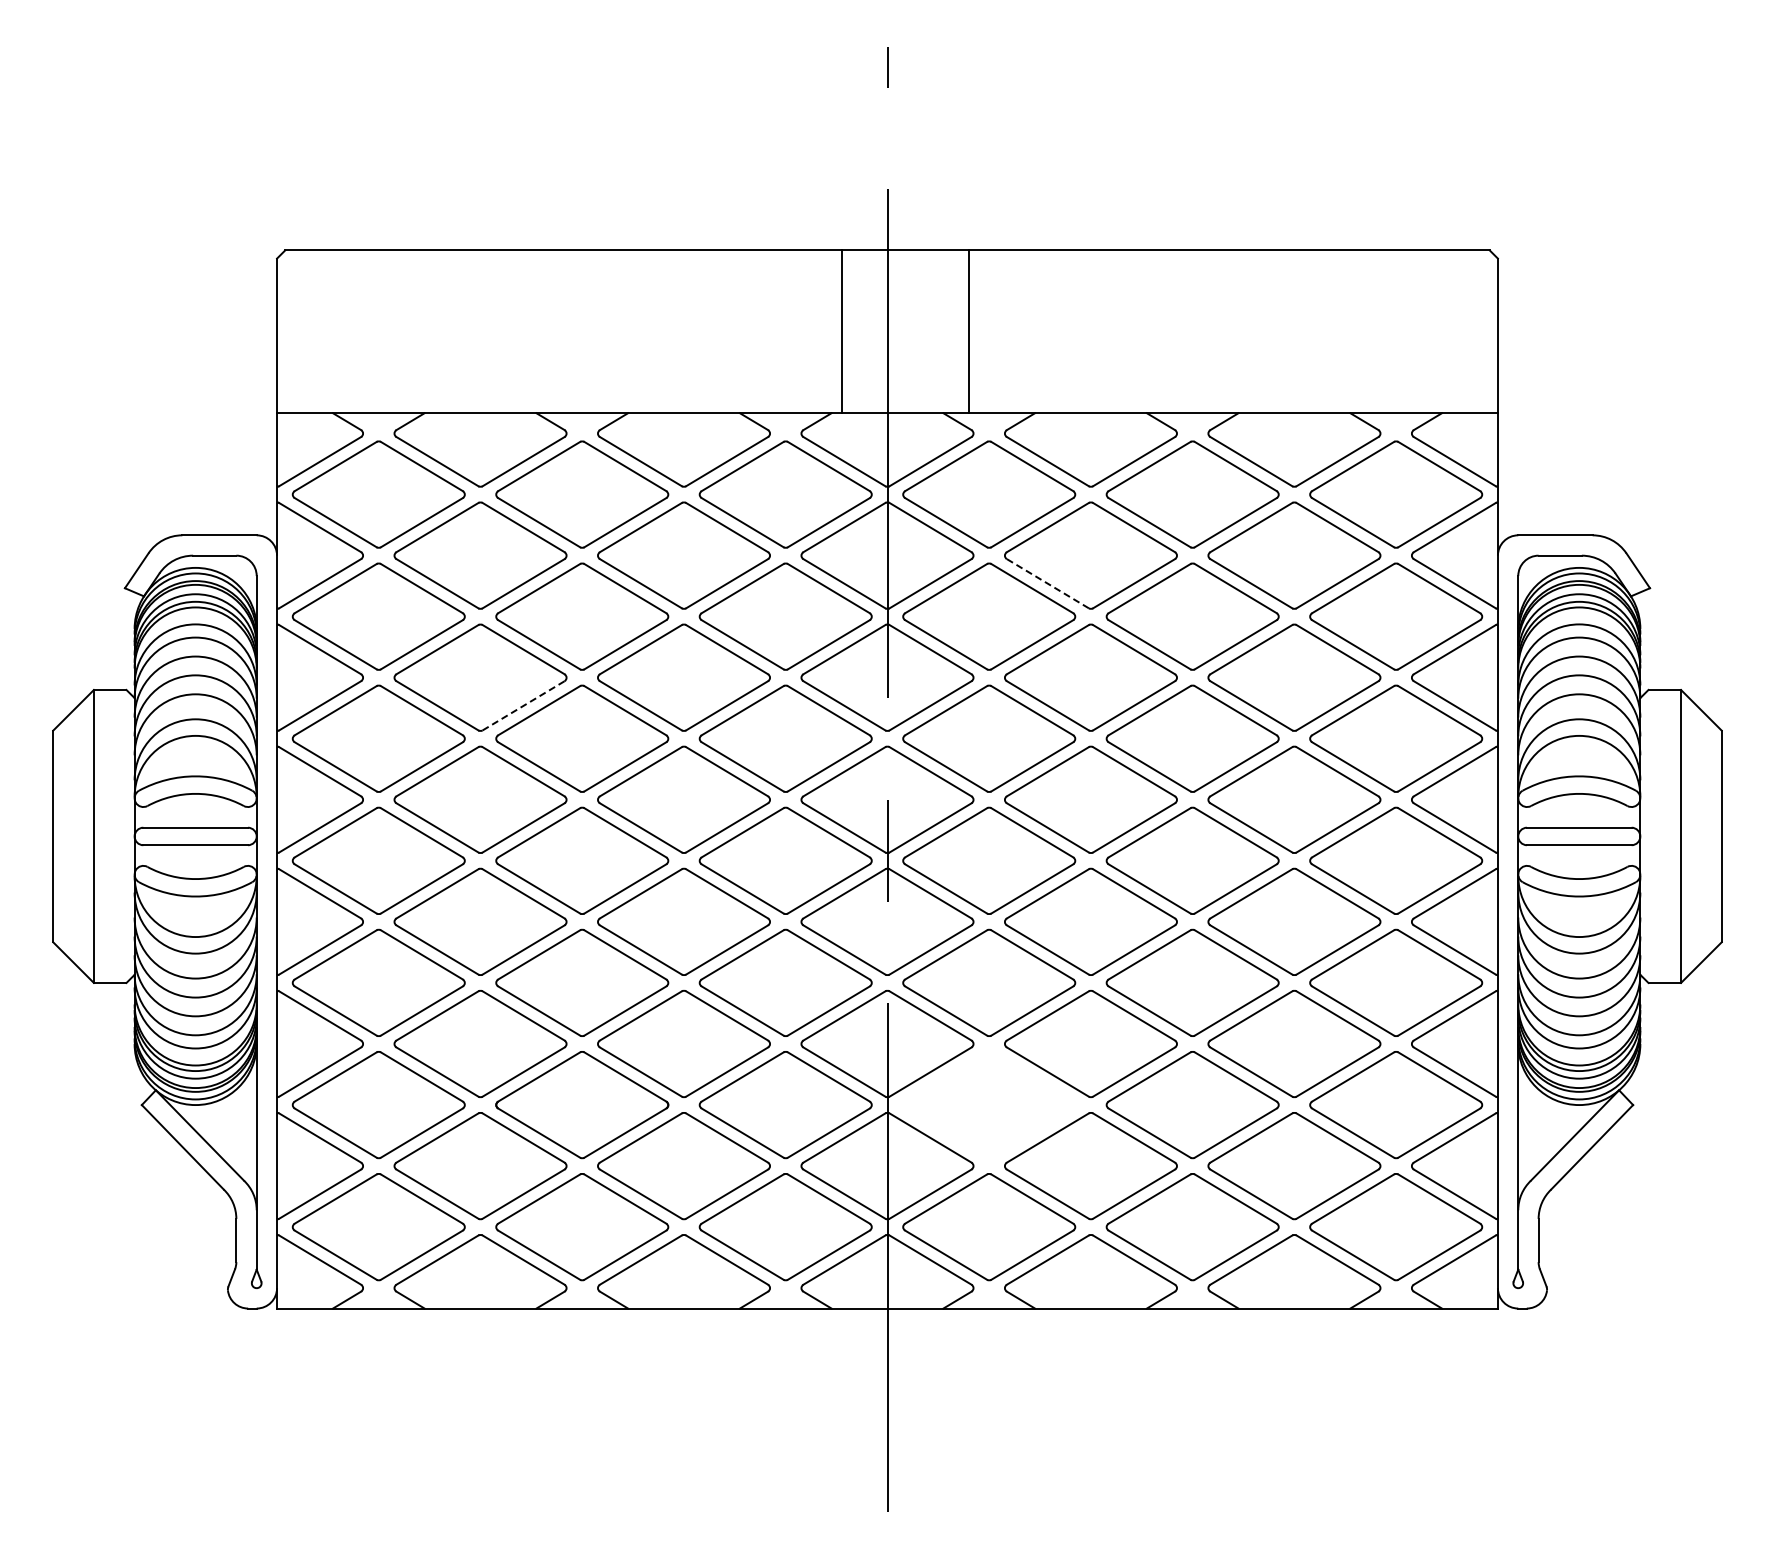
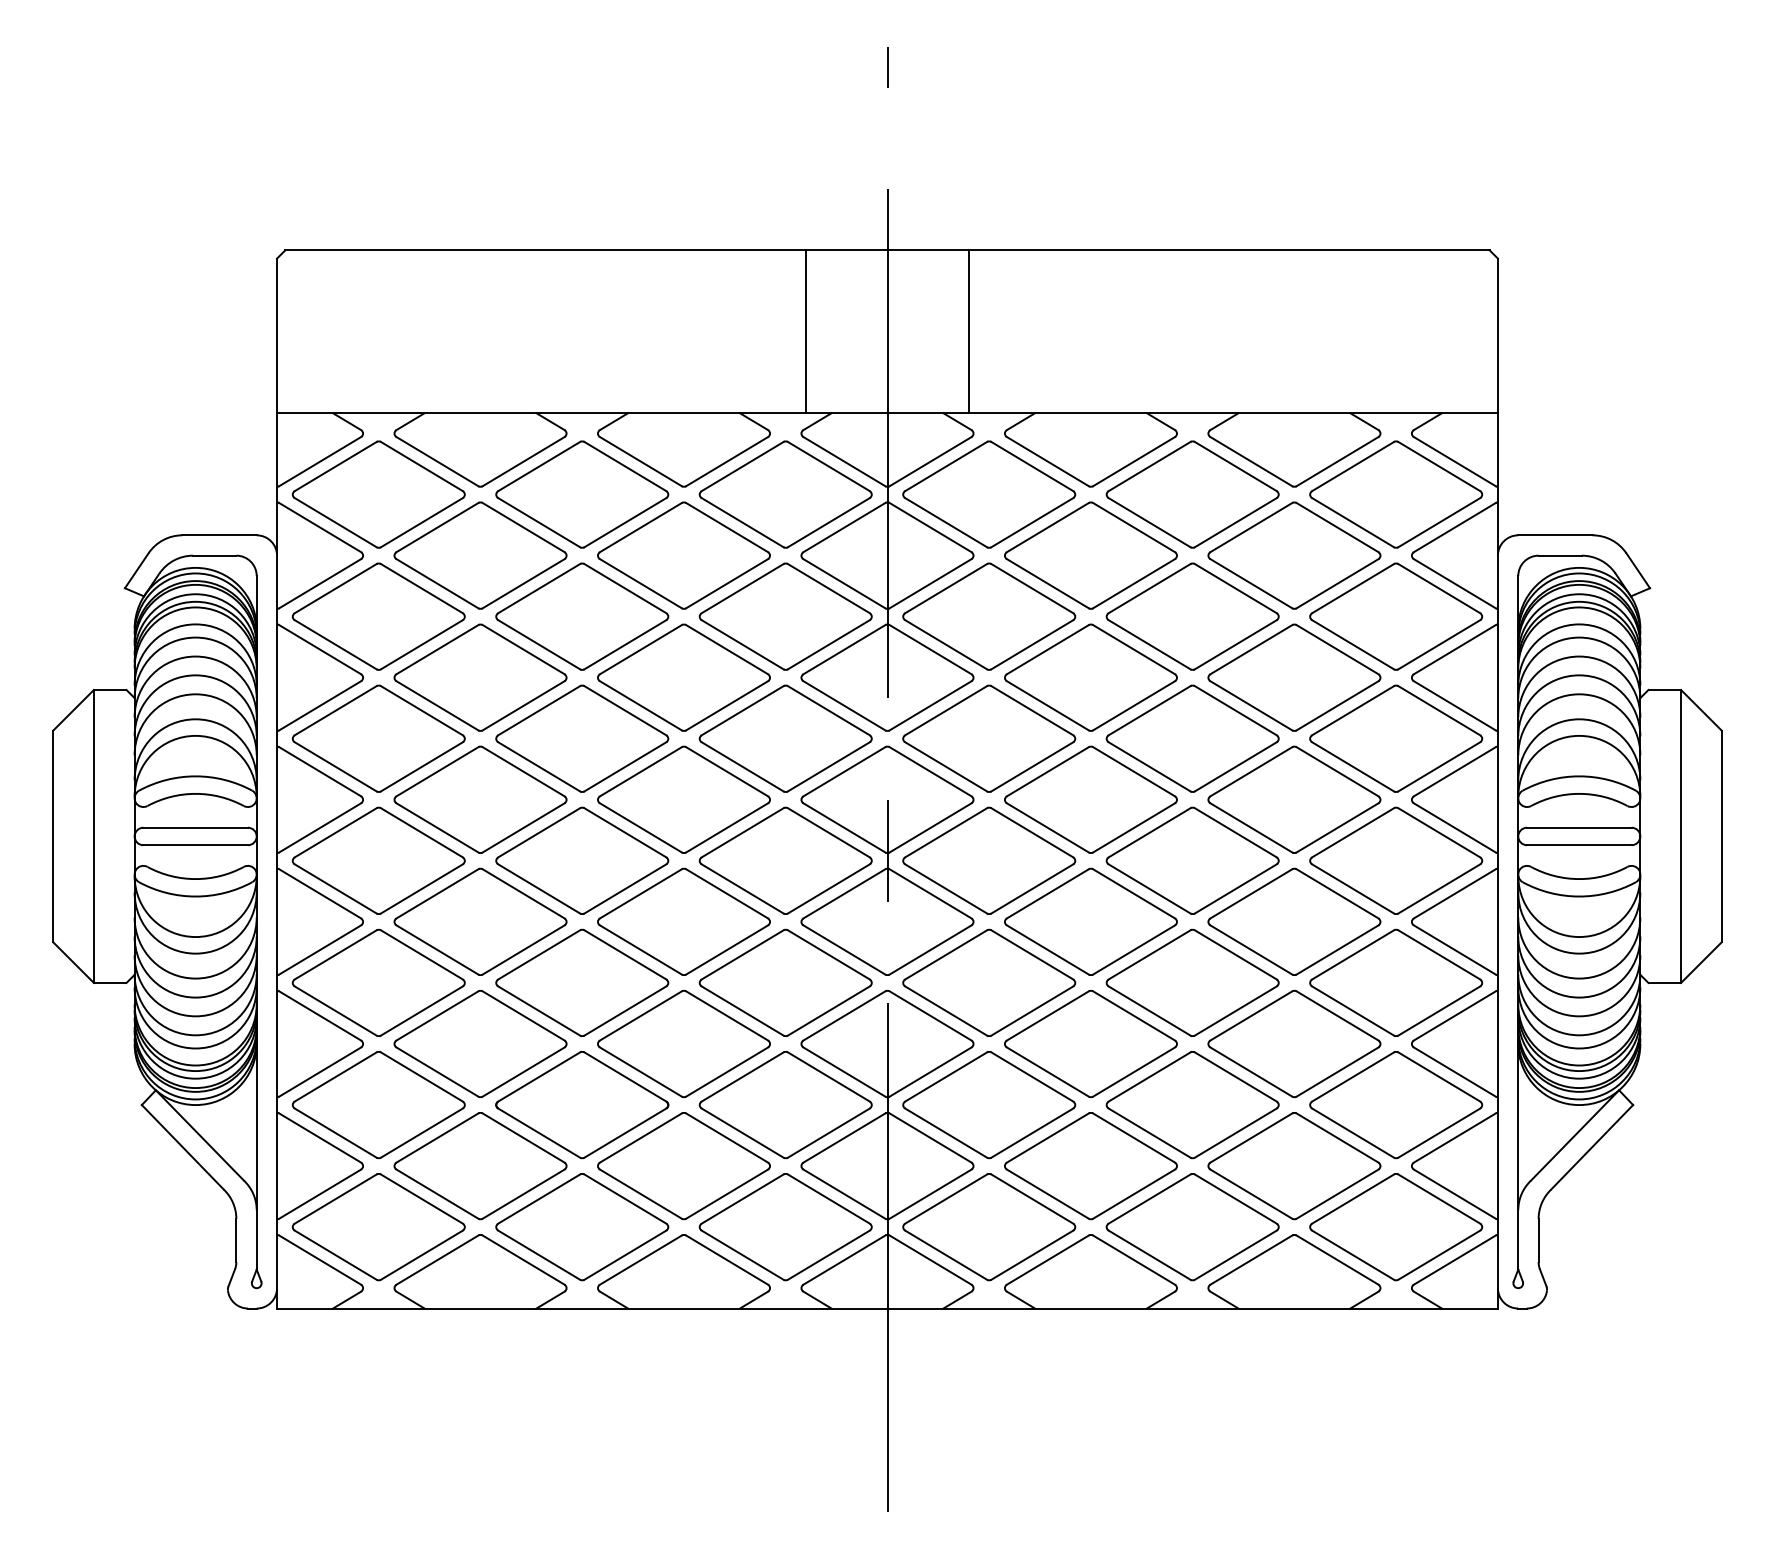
line position: (842, 331) -> (806, 331) (806, 331)
line: dashed -> solid (1047, 583)
line: dashed -> solid (523, 705)
part: none -> present (989, 1105)
